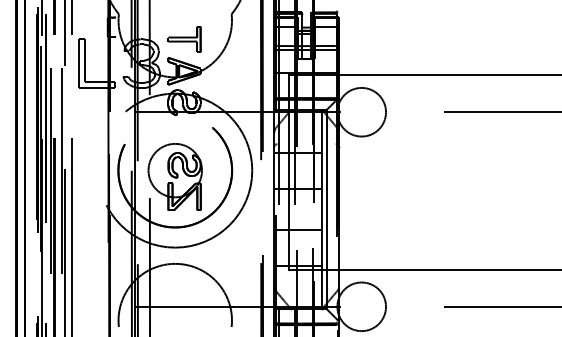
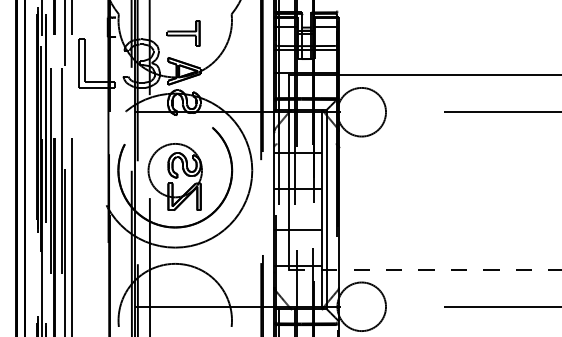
part position: (184, 39) -> (183, 33) (183, 33)
line: solid -> dashed (425, 269)
